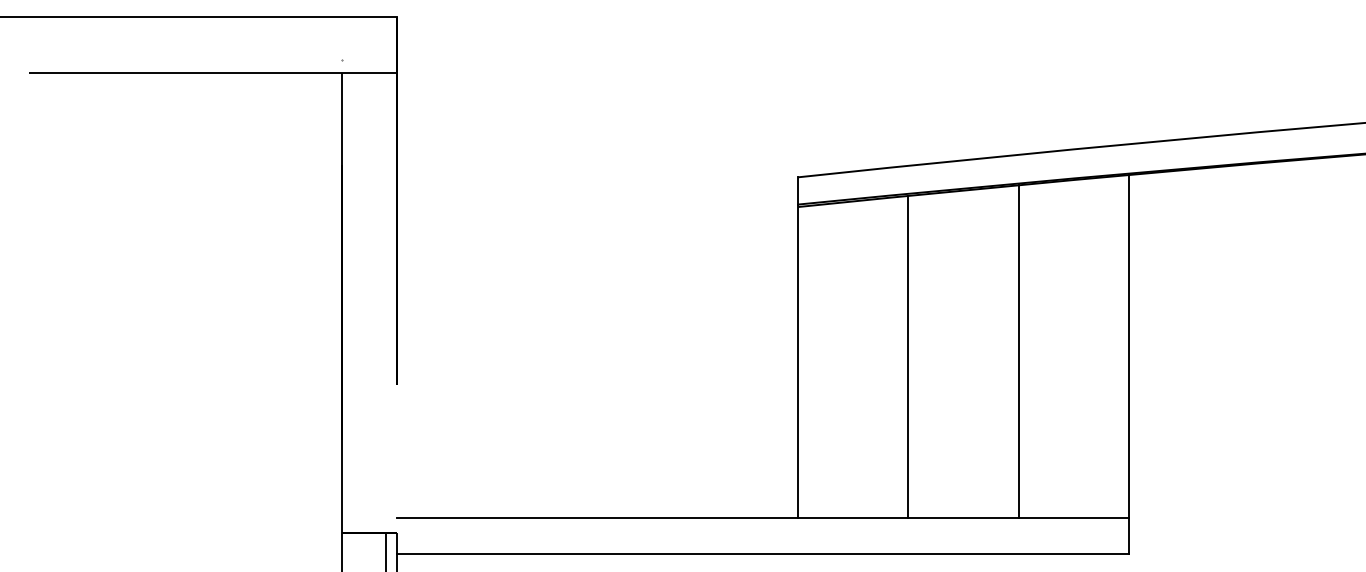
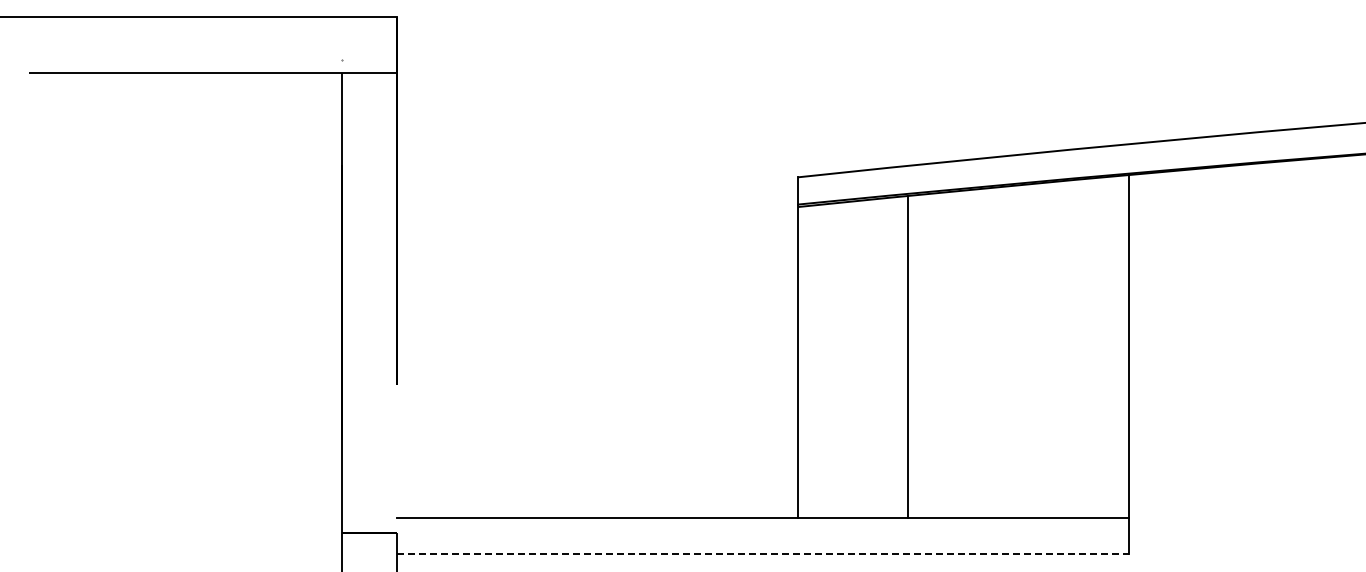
line: present -> none (1018, 351)
line: present -> none (386, 550)
line: solid -> dashed (763, 554)
